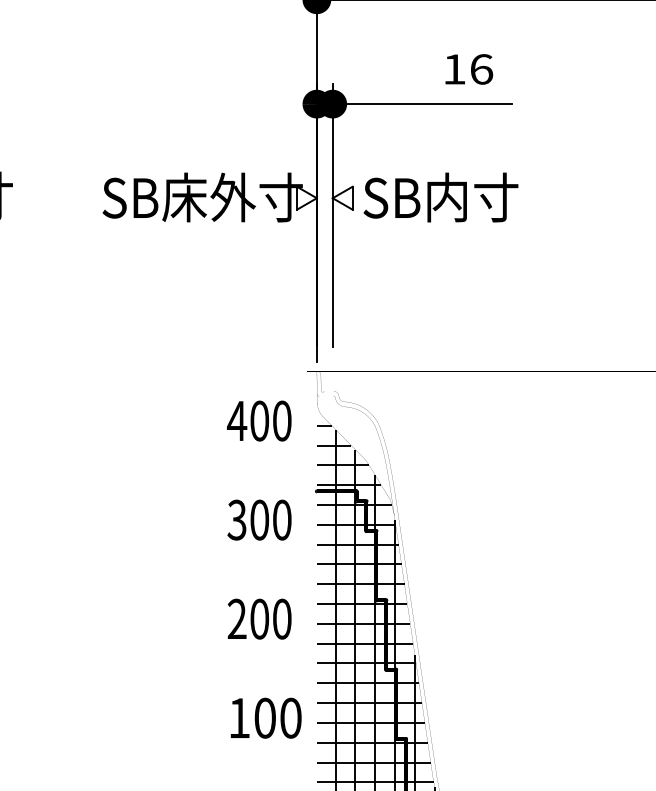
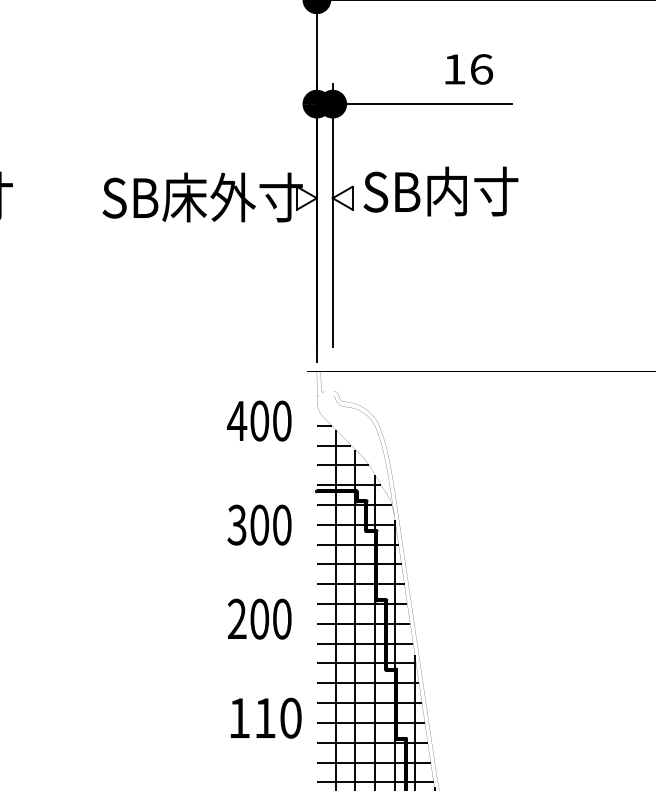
text position: (440, 197) -> (440, 191) (440, 191)
text position: (259, 519) -> (259, 524) (259, 524)
text: 100 -> 110 (264, 717)
